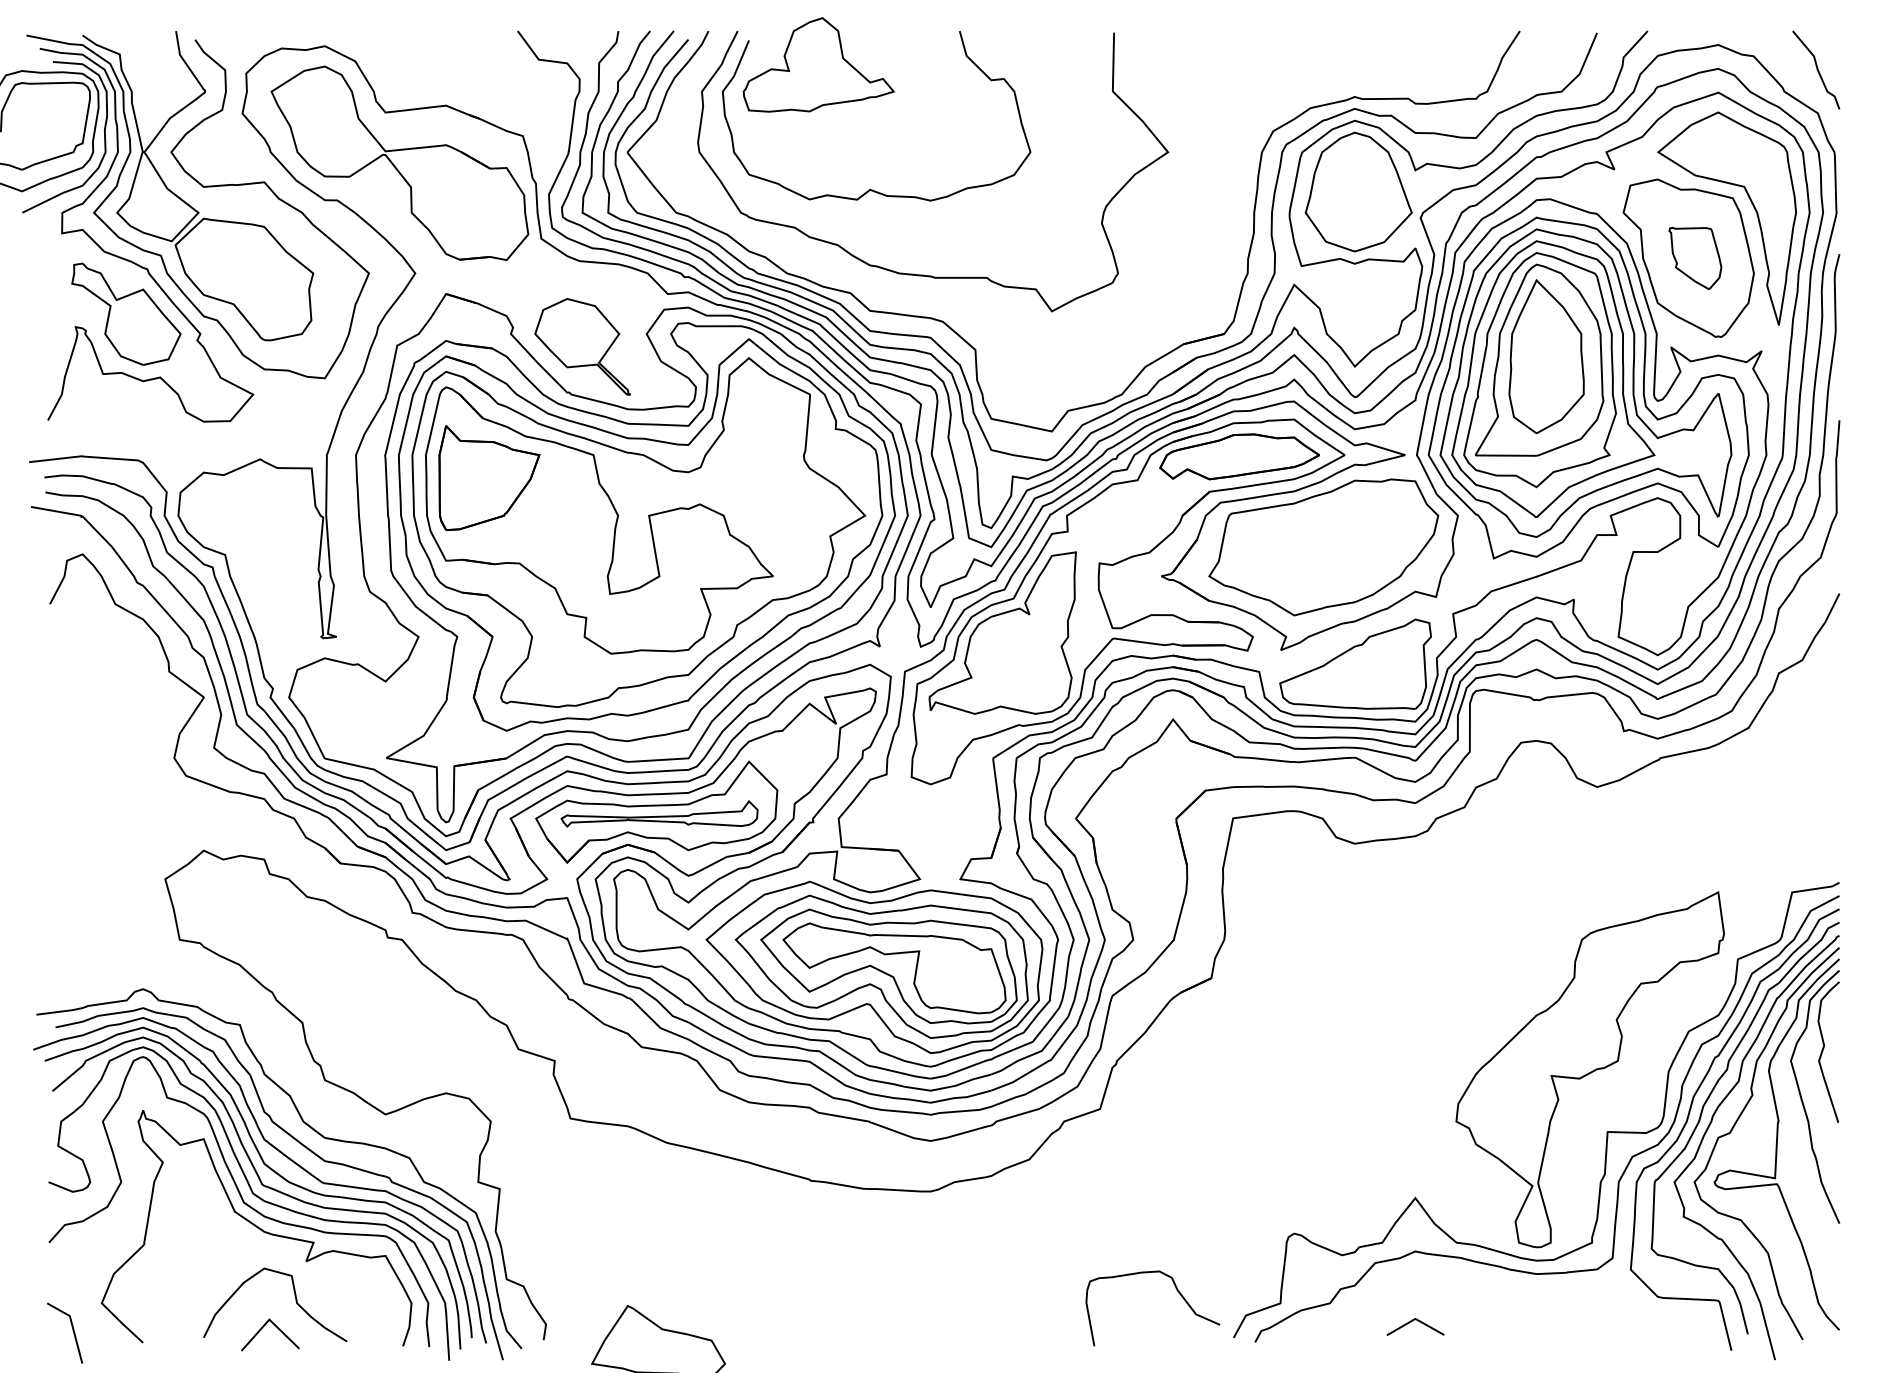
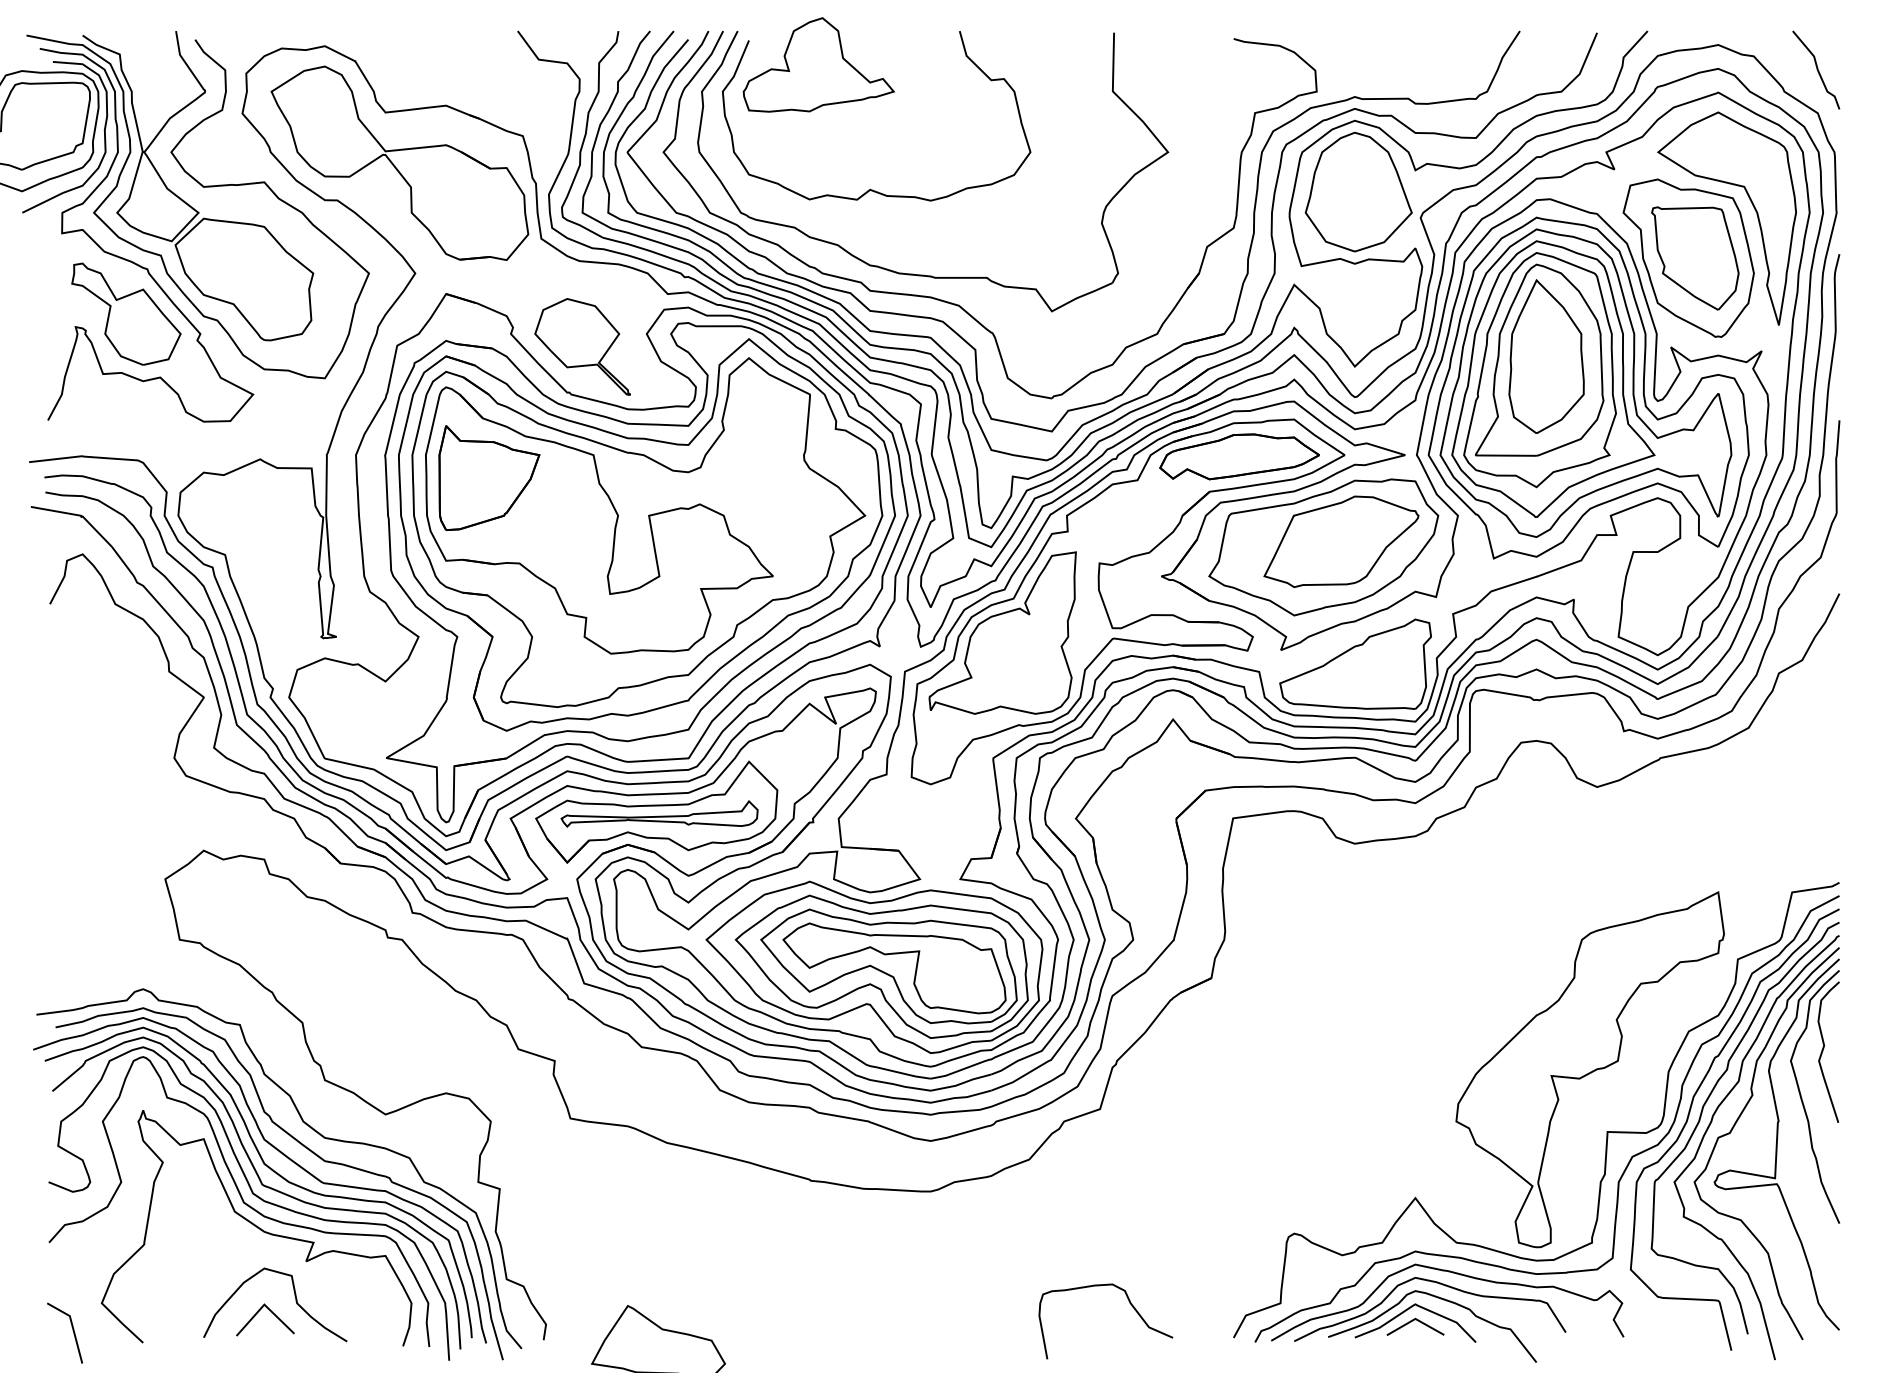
part size: 55x64 px -> 89x105 px (1695, 258)
part: none -> present (958, 304)
part: none -> present (1341, 541)
curve position: (1176, 1290) -> (1129, 1303) (1129, 1303)
part: none -> present (1447, 1312)
line position: (276, 1327) -> (271, 1312) (271, 1312)
